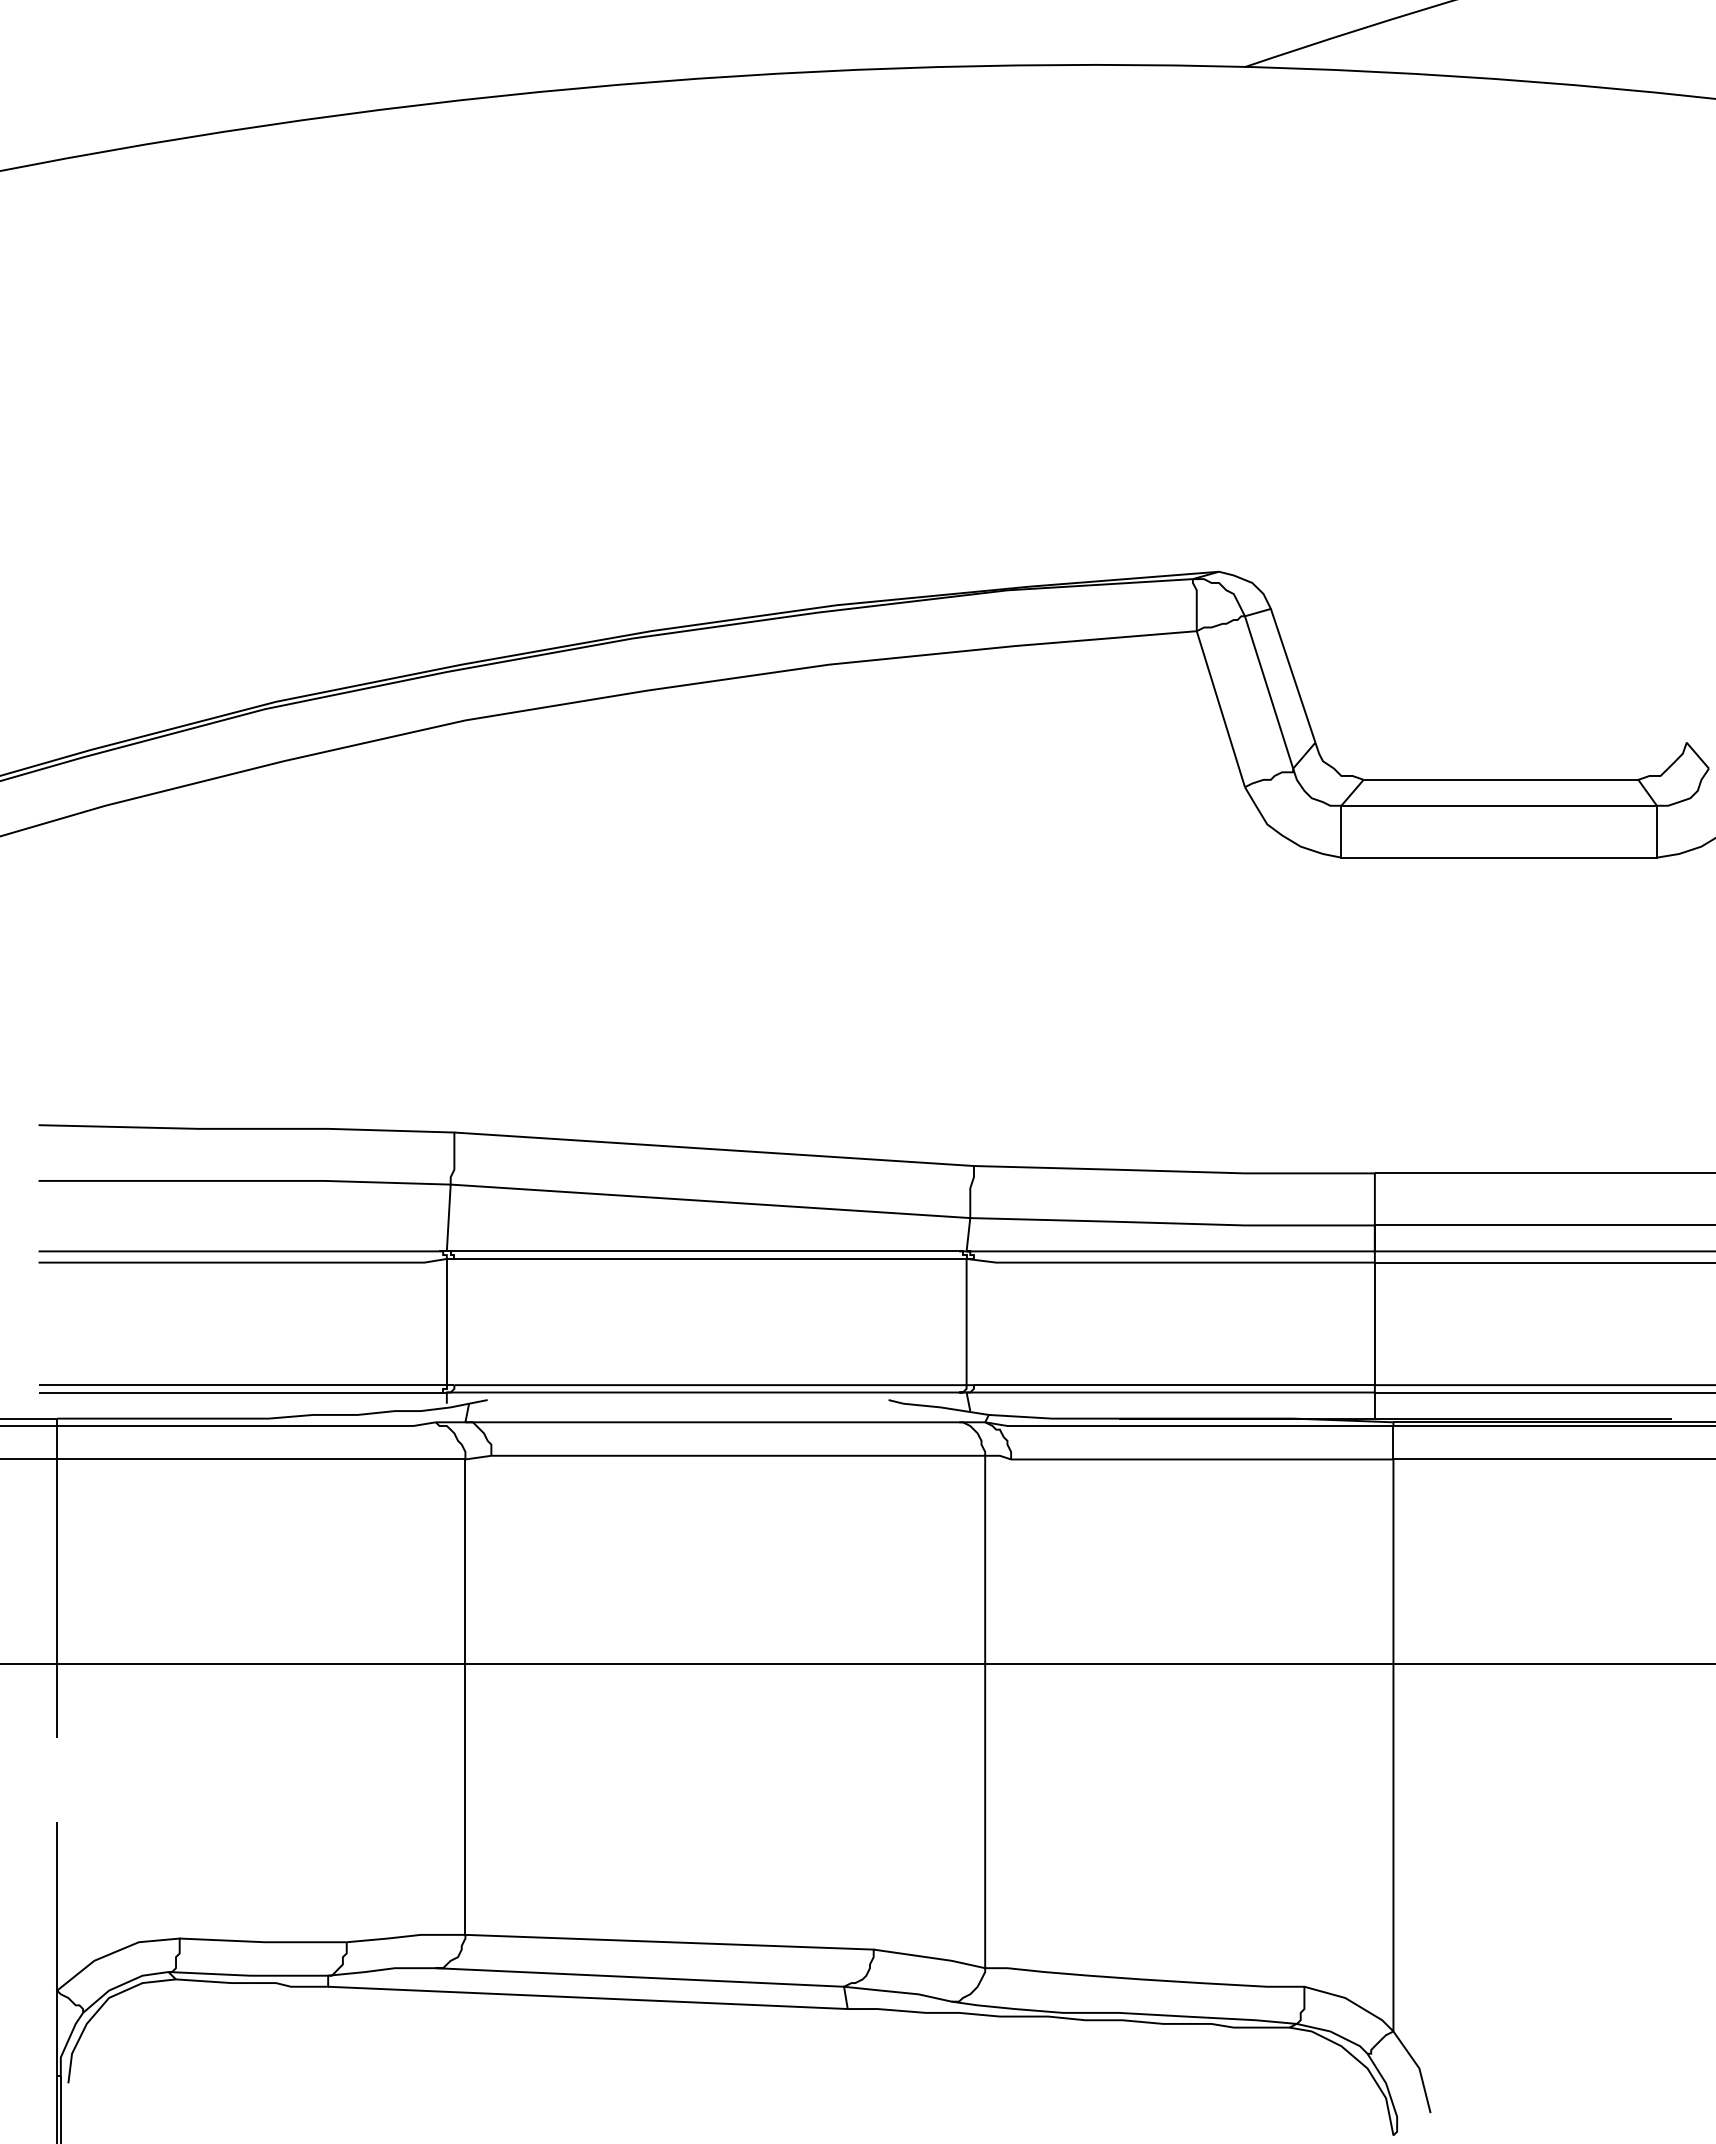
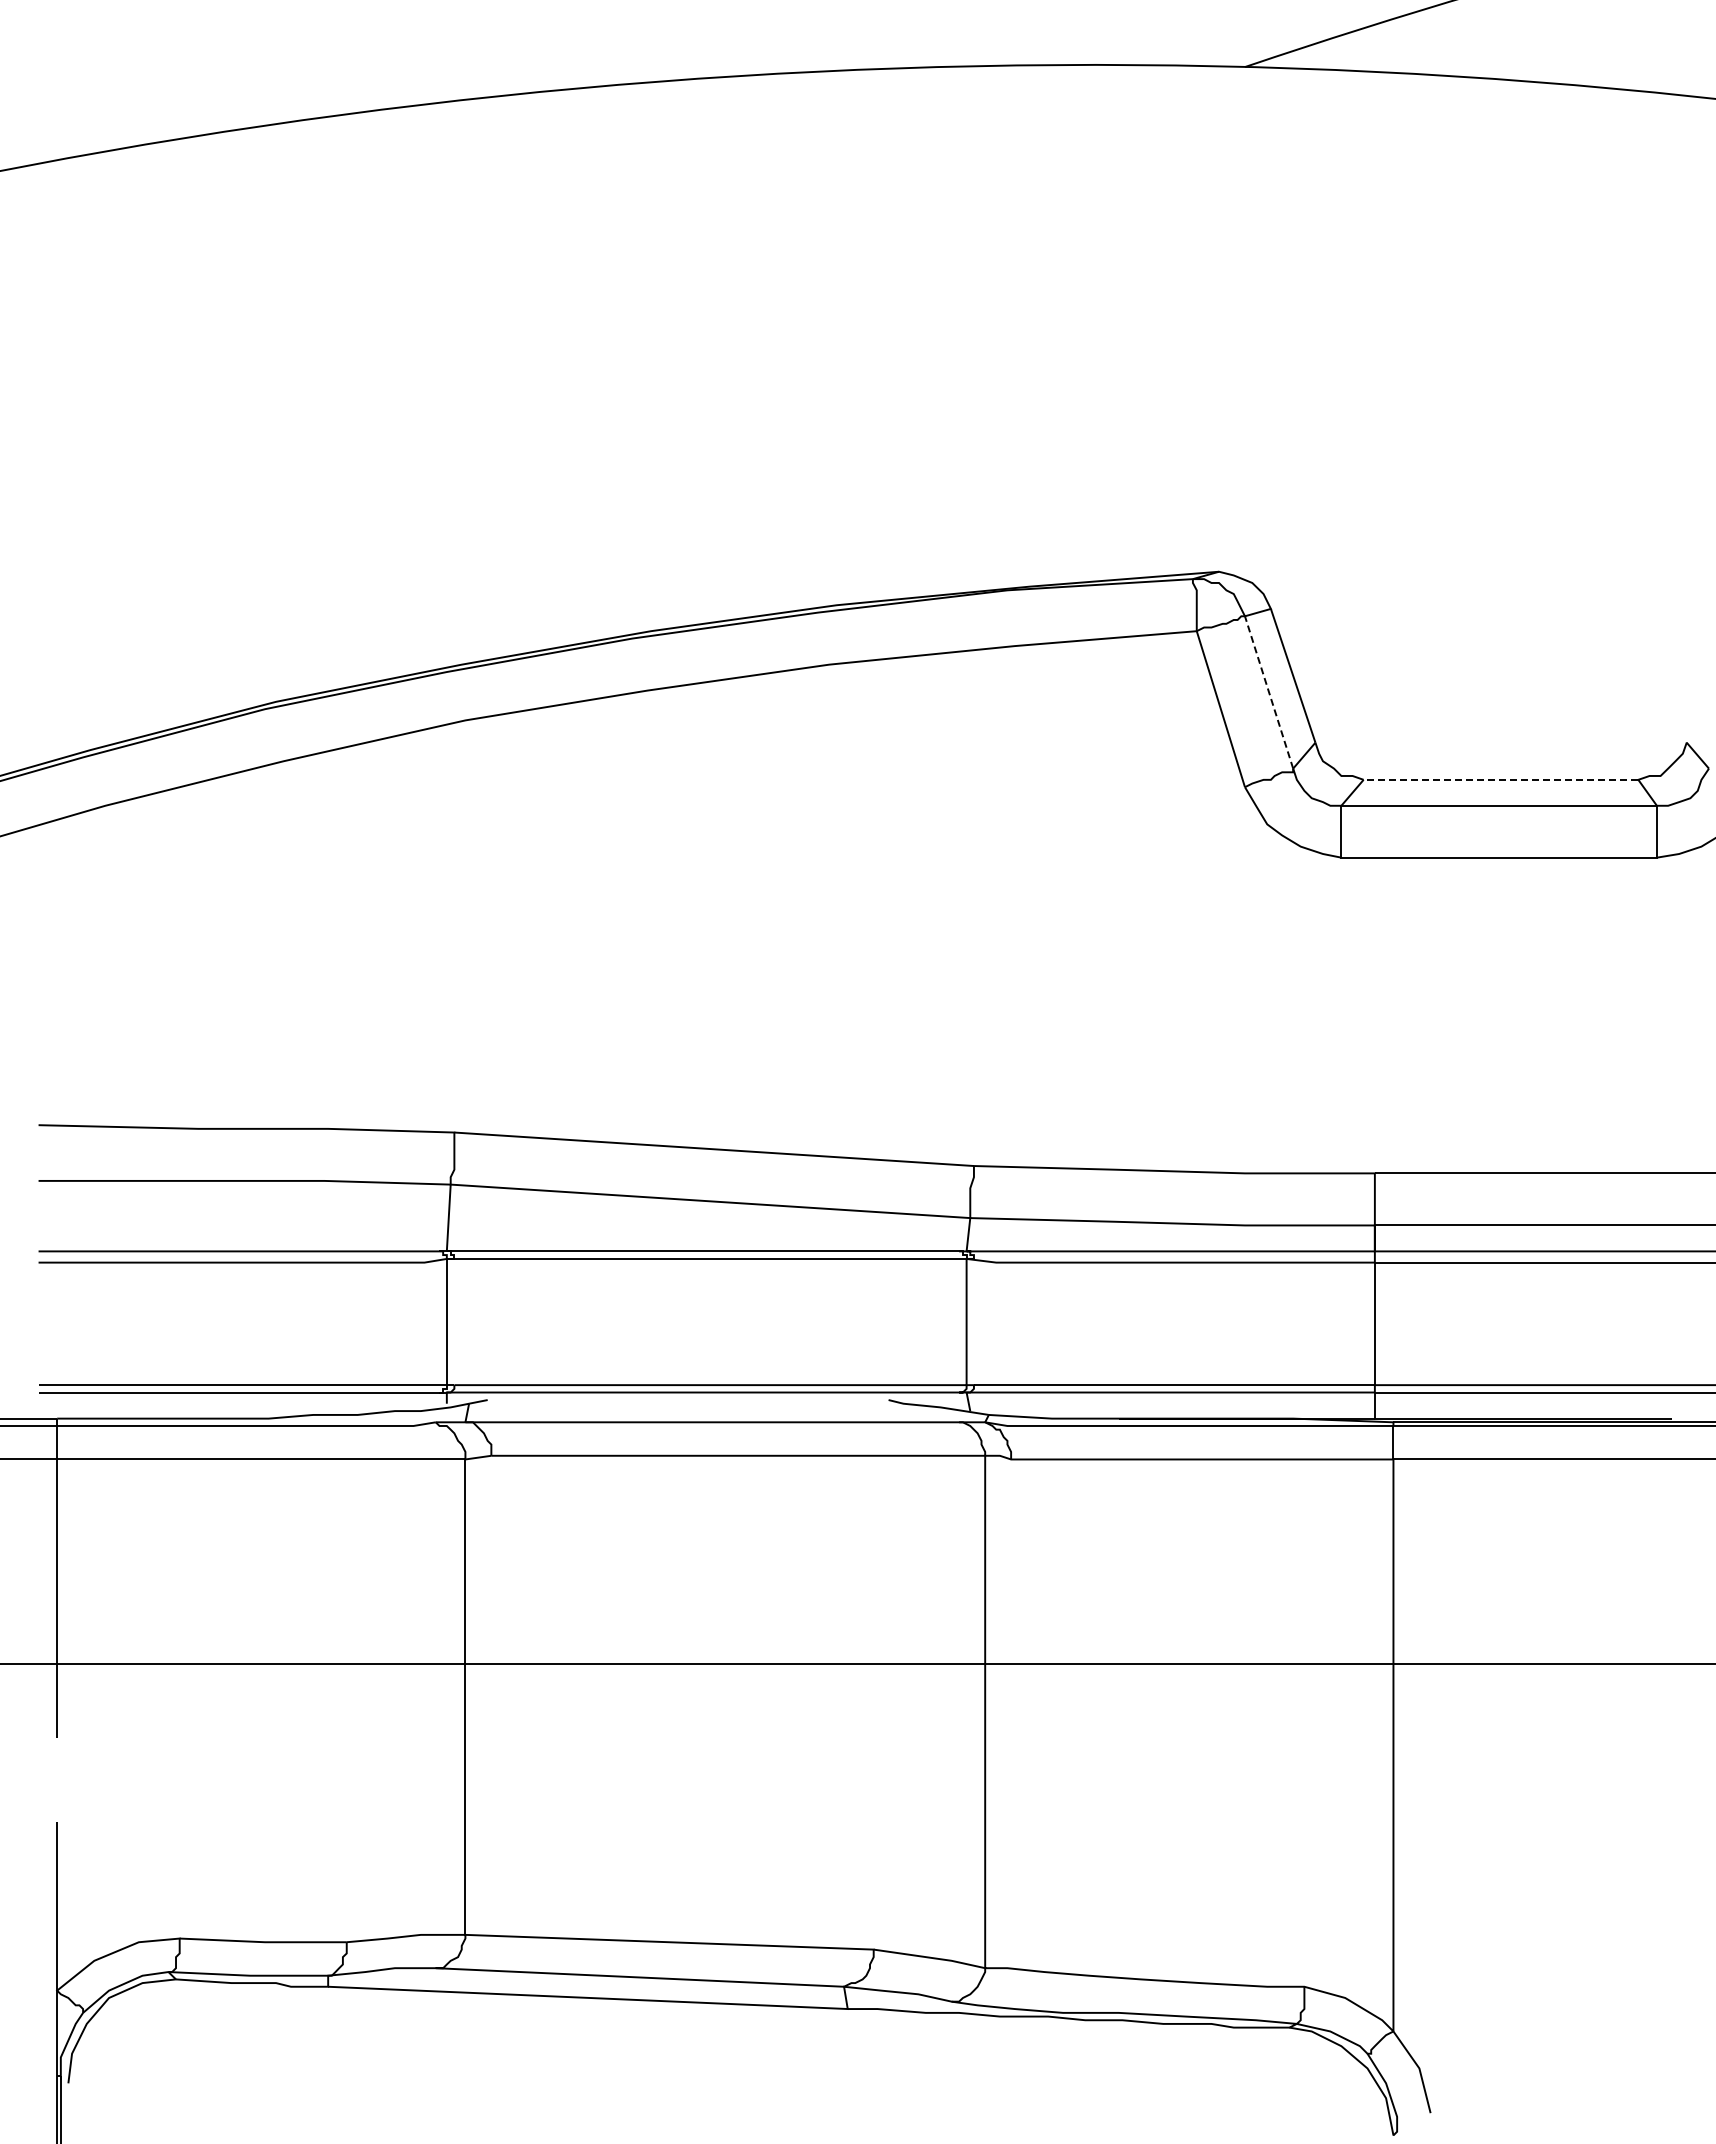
line: solid -> dashed (1269, 692)
line: solid -> dashed (1500, 779)
